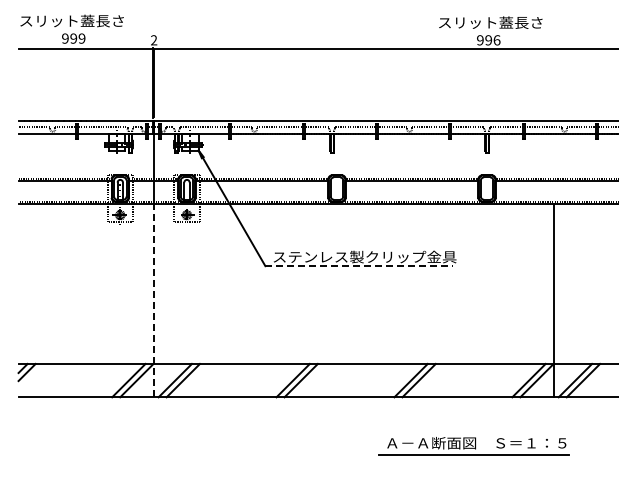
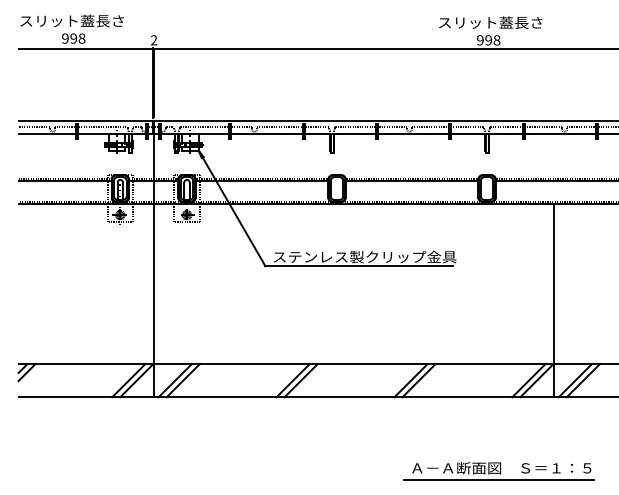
text: 999 -> 998 (81, 38)
text: 996 -> 998 (496, 40)
line: dashed -> solid (359, 266)
line: dashed -> solid (153, 300)
part position: (473, 446) -> (498, 471) (498, 471)
